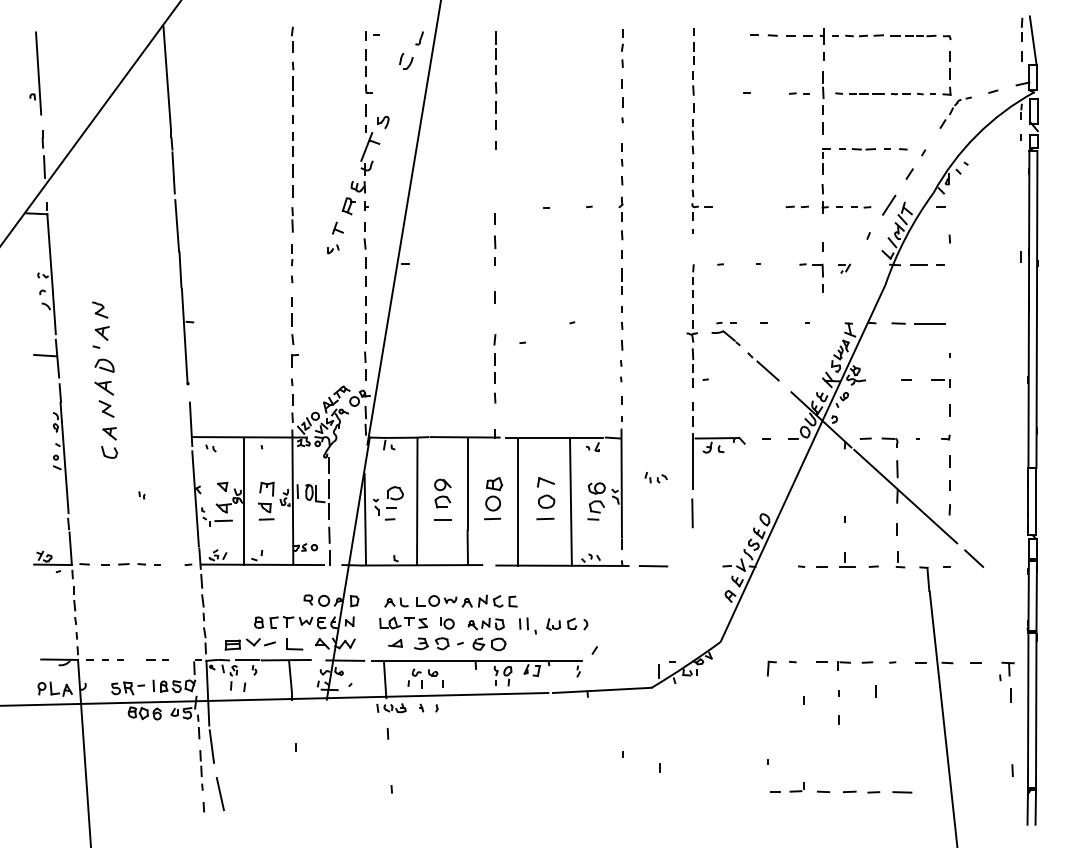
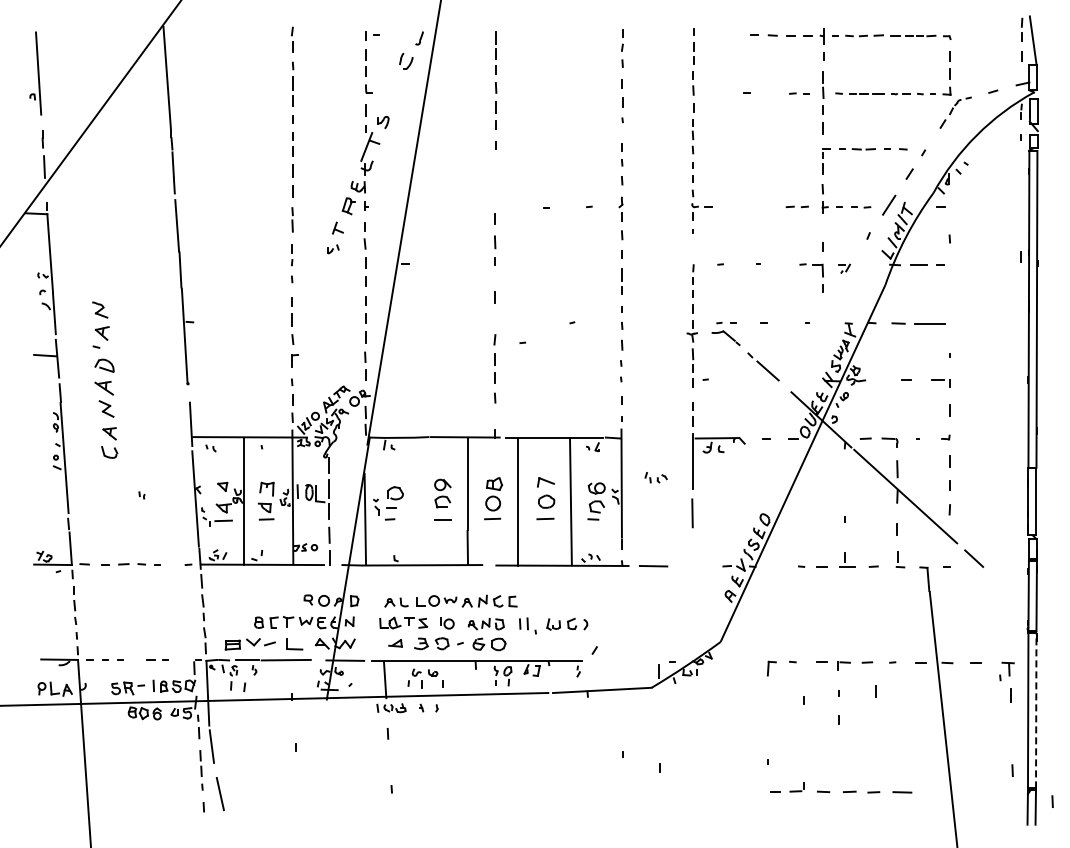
line: present -> none (417, 501)
line: present -> none (290, 676)
line: solid -> dashed (1036, 710)
line: none -> present (1052, 801)
